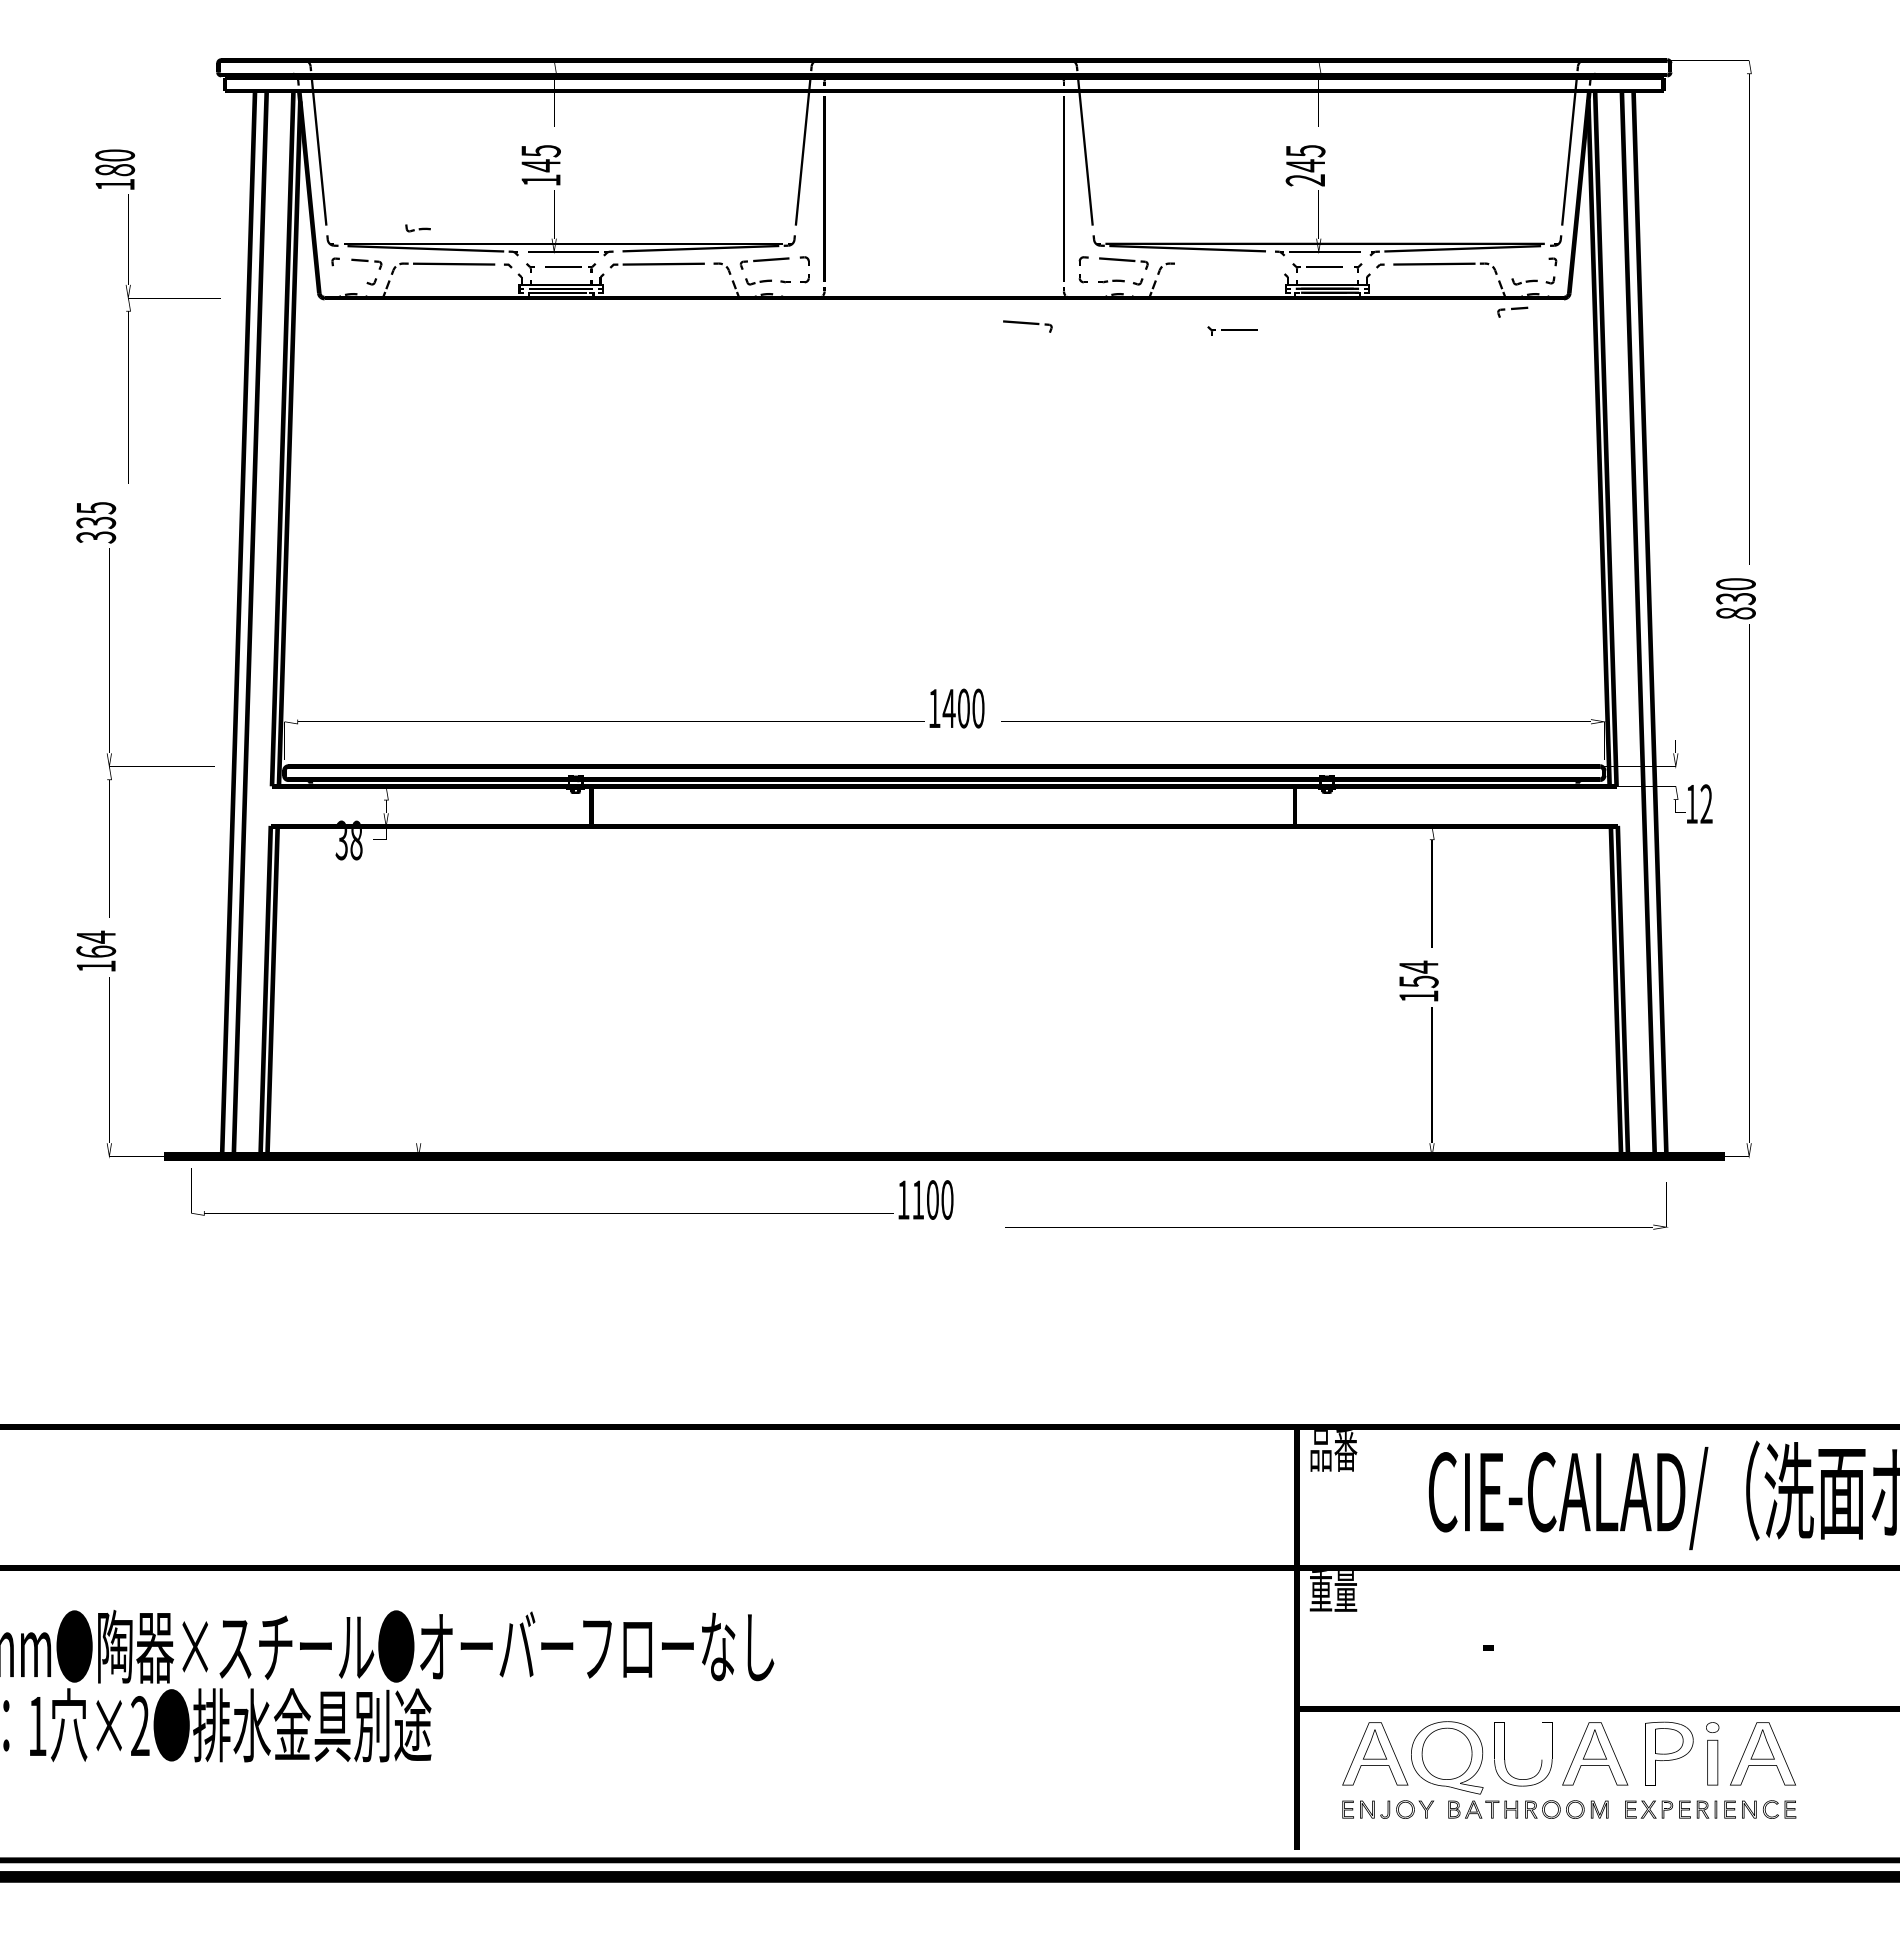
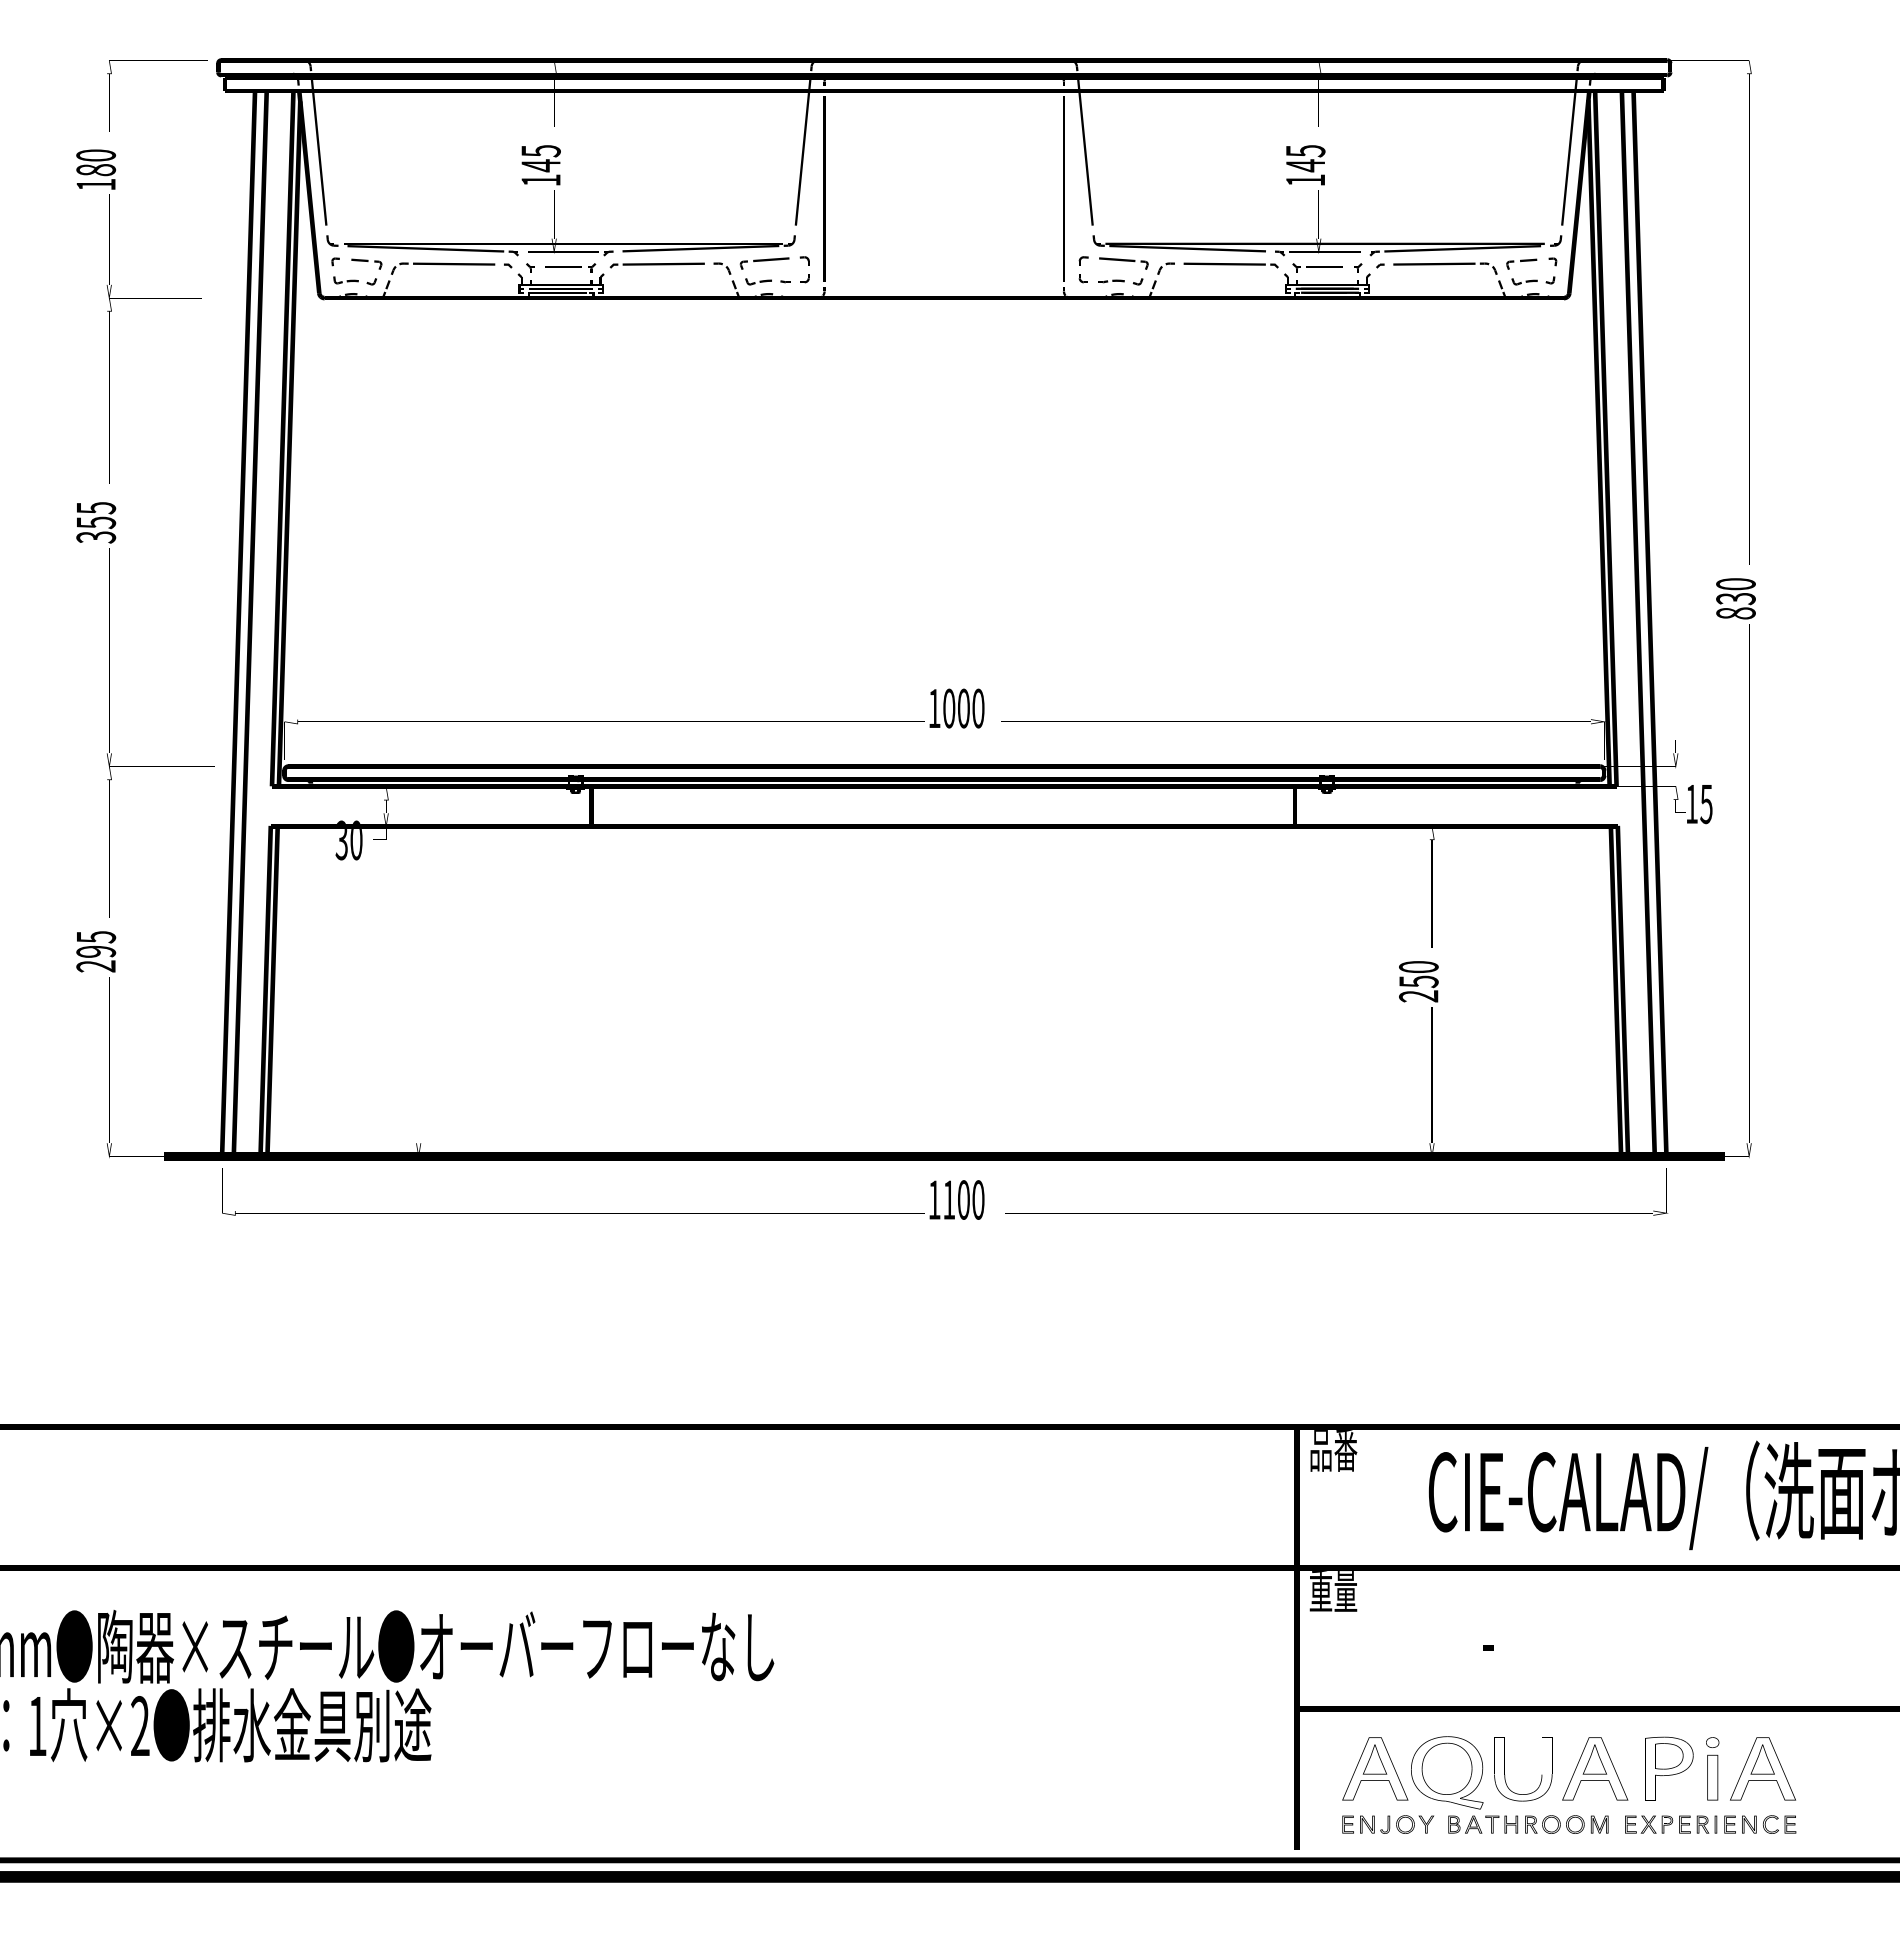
part: none -> present (157, 60)
text: 245 -> 145 (1304, 180)
part position: (417, 228) -> (345, 280) (345, 280)
part: none -> present (1230, 265)
part position: (1512, 311) -> (1521, 263) (1521, 263)
text position: (157, 316) -> (138, 316) (138, 316)
part: present -> none (1027, 326)
part: present -> none (1232, 330)
text: 335 -> 355 (95, 522)
text: 1400 -> 1000 (948, 708)
text: 12 -> 15 (1706, 804)
text: 38 -> 30 (356, 839)
text: 164 -> 295 (96, 951)
text: 154 -> 250 (1418, 981)
text position: (572, 1193) -> (603, 1193) (603, 1193)
part position: (1336, 1227) -> (1336, 1213) (1336, 1213)
part position: (1569, 1769) -> (1569, 1784) (1569, 1784)
